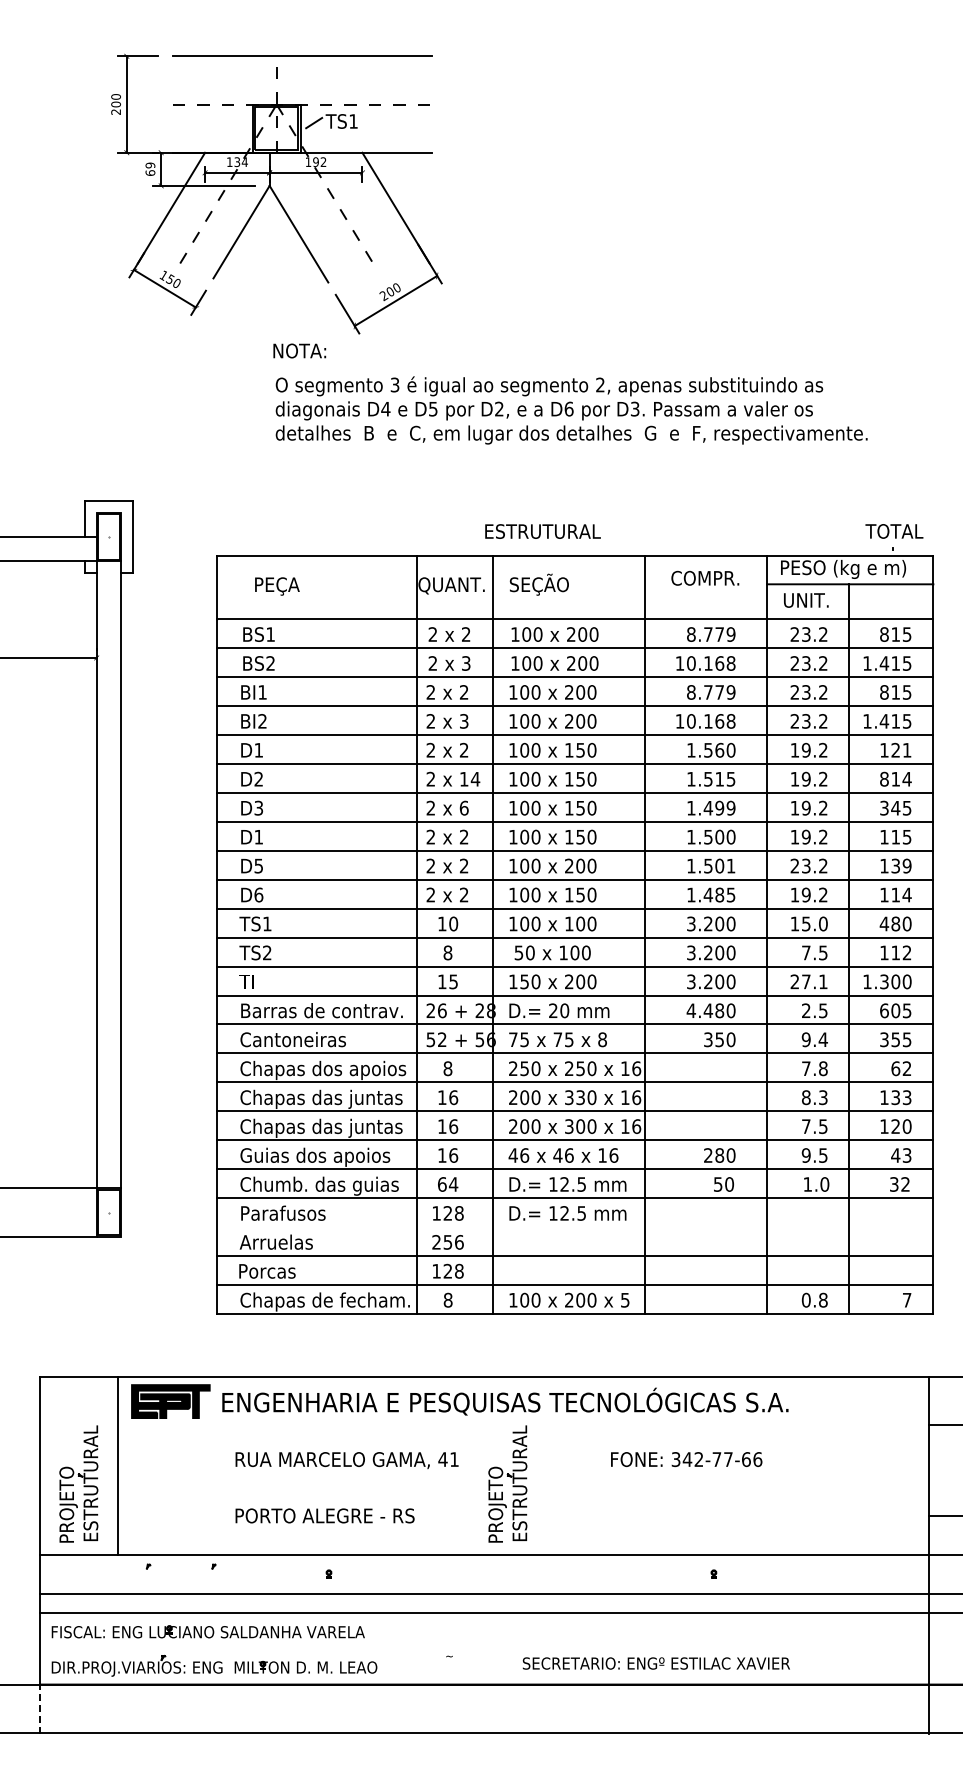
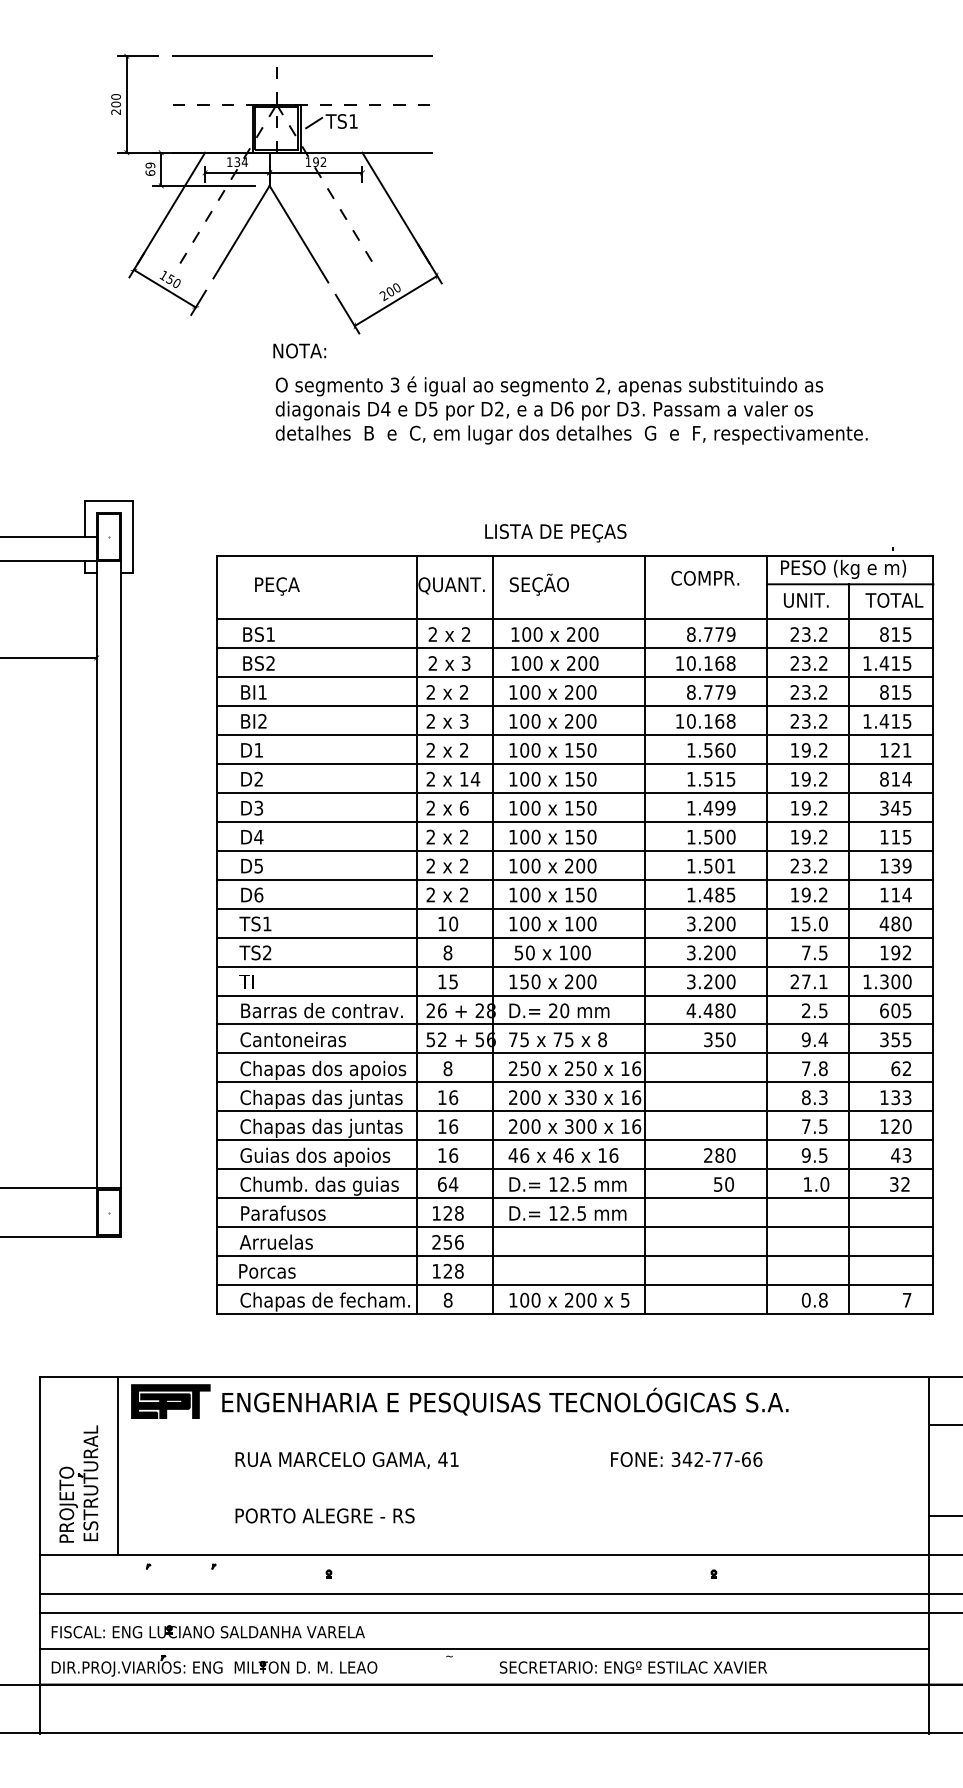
text position: (894, 531) -> (894, 600) (894, 600)
text: ESTRUTURAL -> LISTA DE PEÇAS (556, 533)
text: D1 -> D4 (258, 837)
text: 112 -> 192 (895, 952)
line: none -> present (574, 1227)
part: present -> none (507, 1483)
line: none -> present (484, 1649)
text position: (655, 1663) -> (632, 1667) (632, 1667)
line: dashed -> solid (40, 1709)
